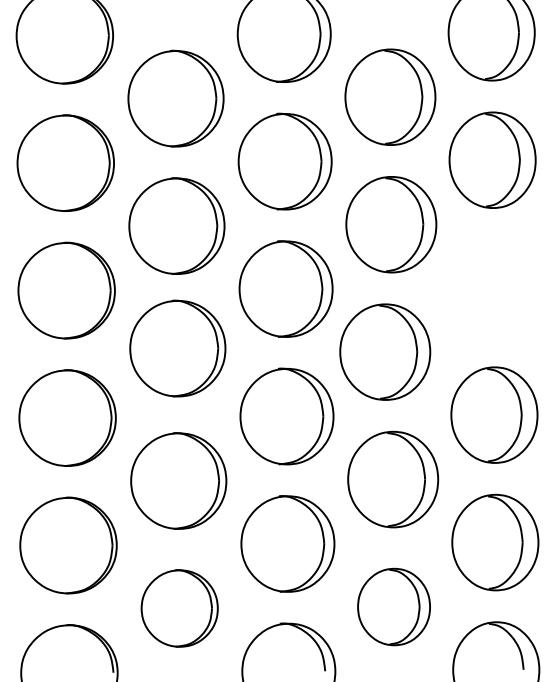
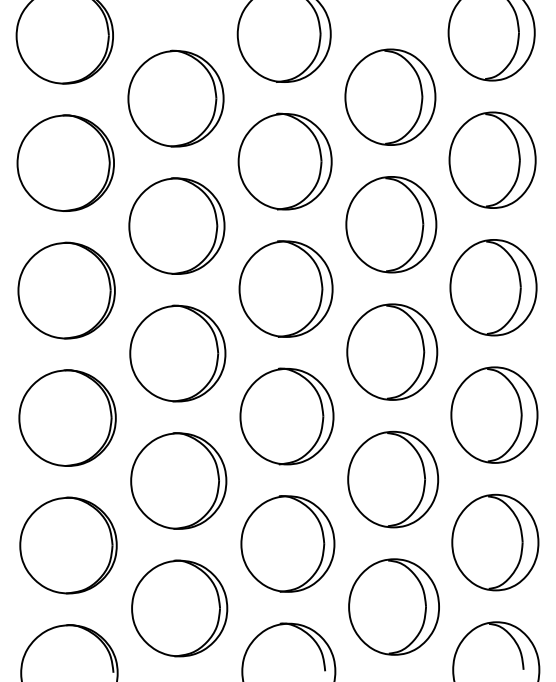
part: none -> present (493, 287)
part position: (177, 348) -> (177, 353) (177, 353)
part position: (385, 351) -> (392, 351) (392, 351)
part size: 74x80 px -> 92x98 px (393, 606)
part size: 79x79 px -> 98x99 px (179, 608)
